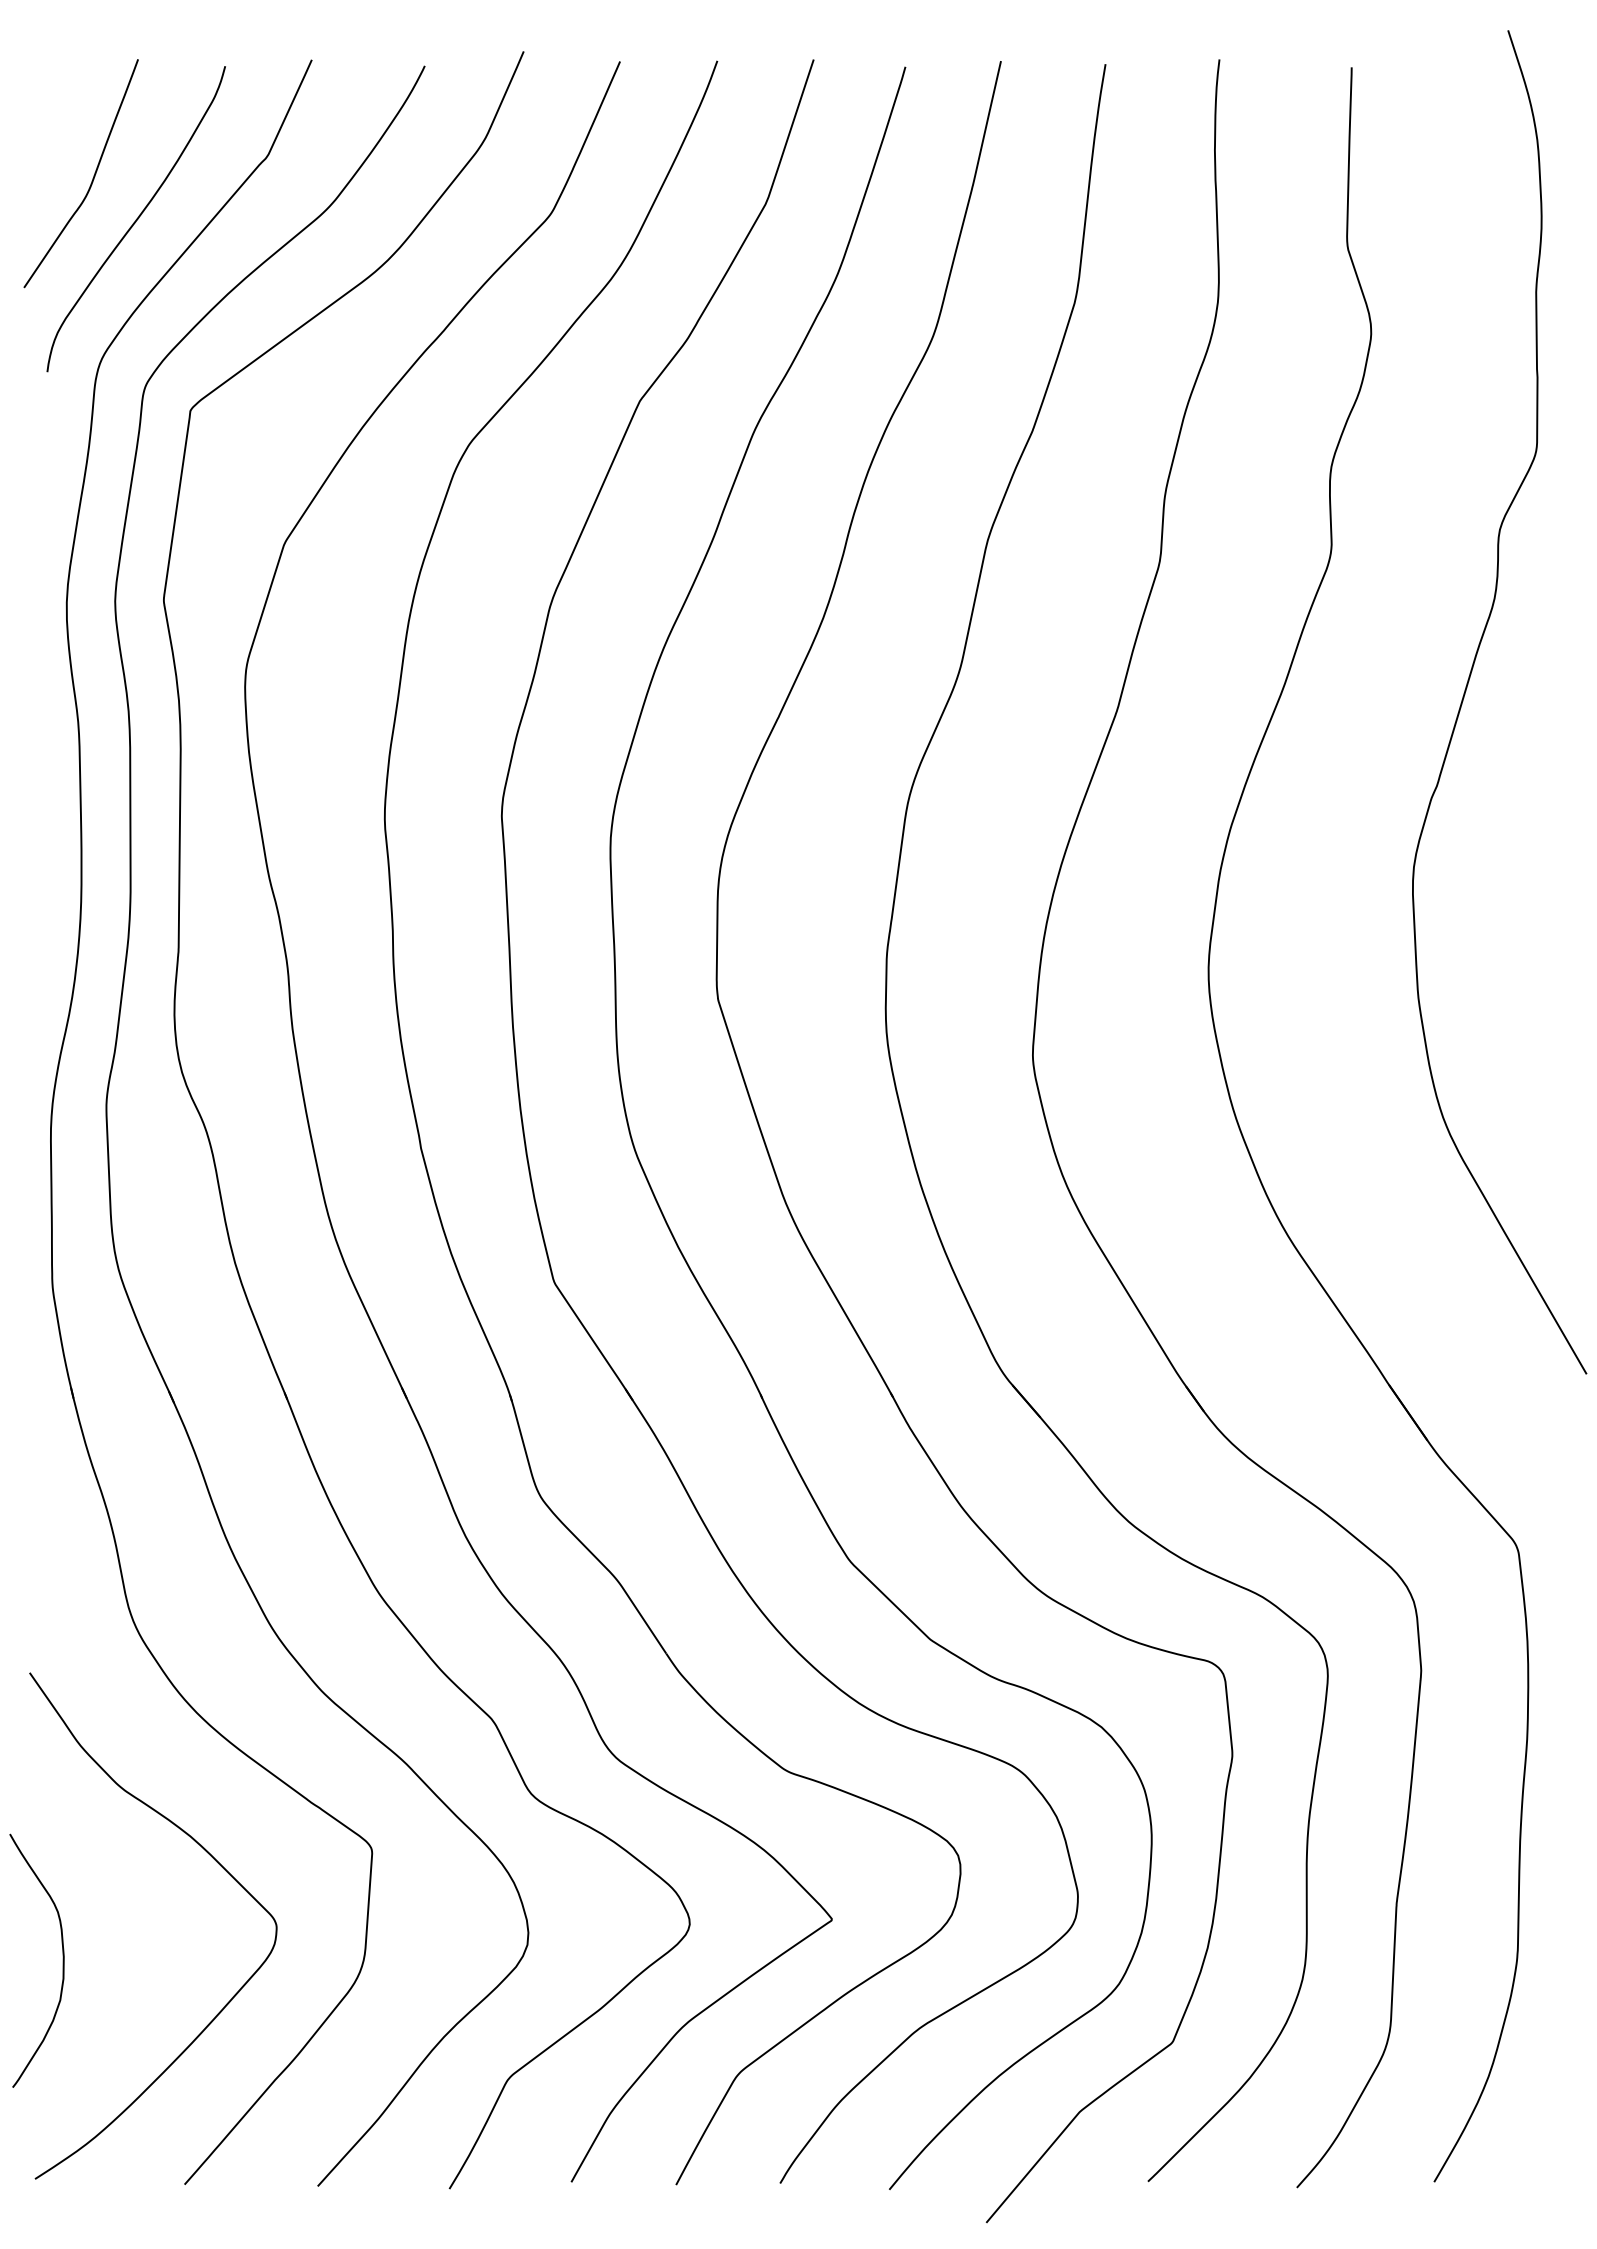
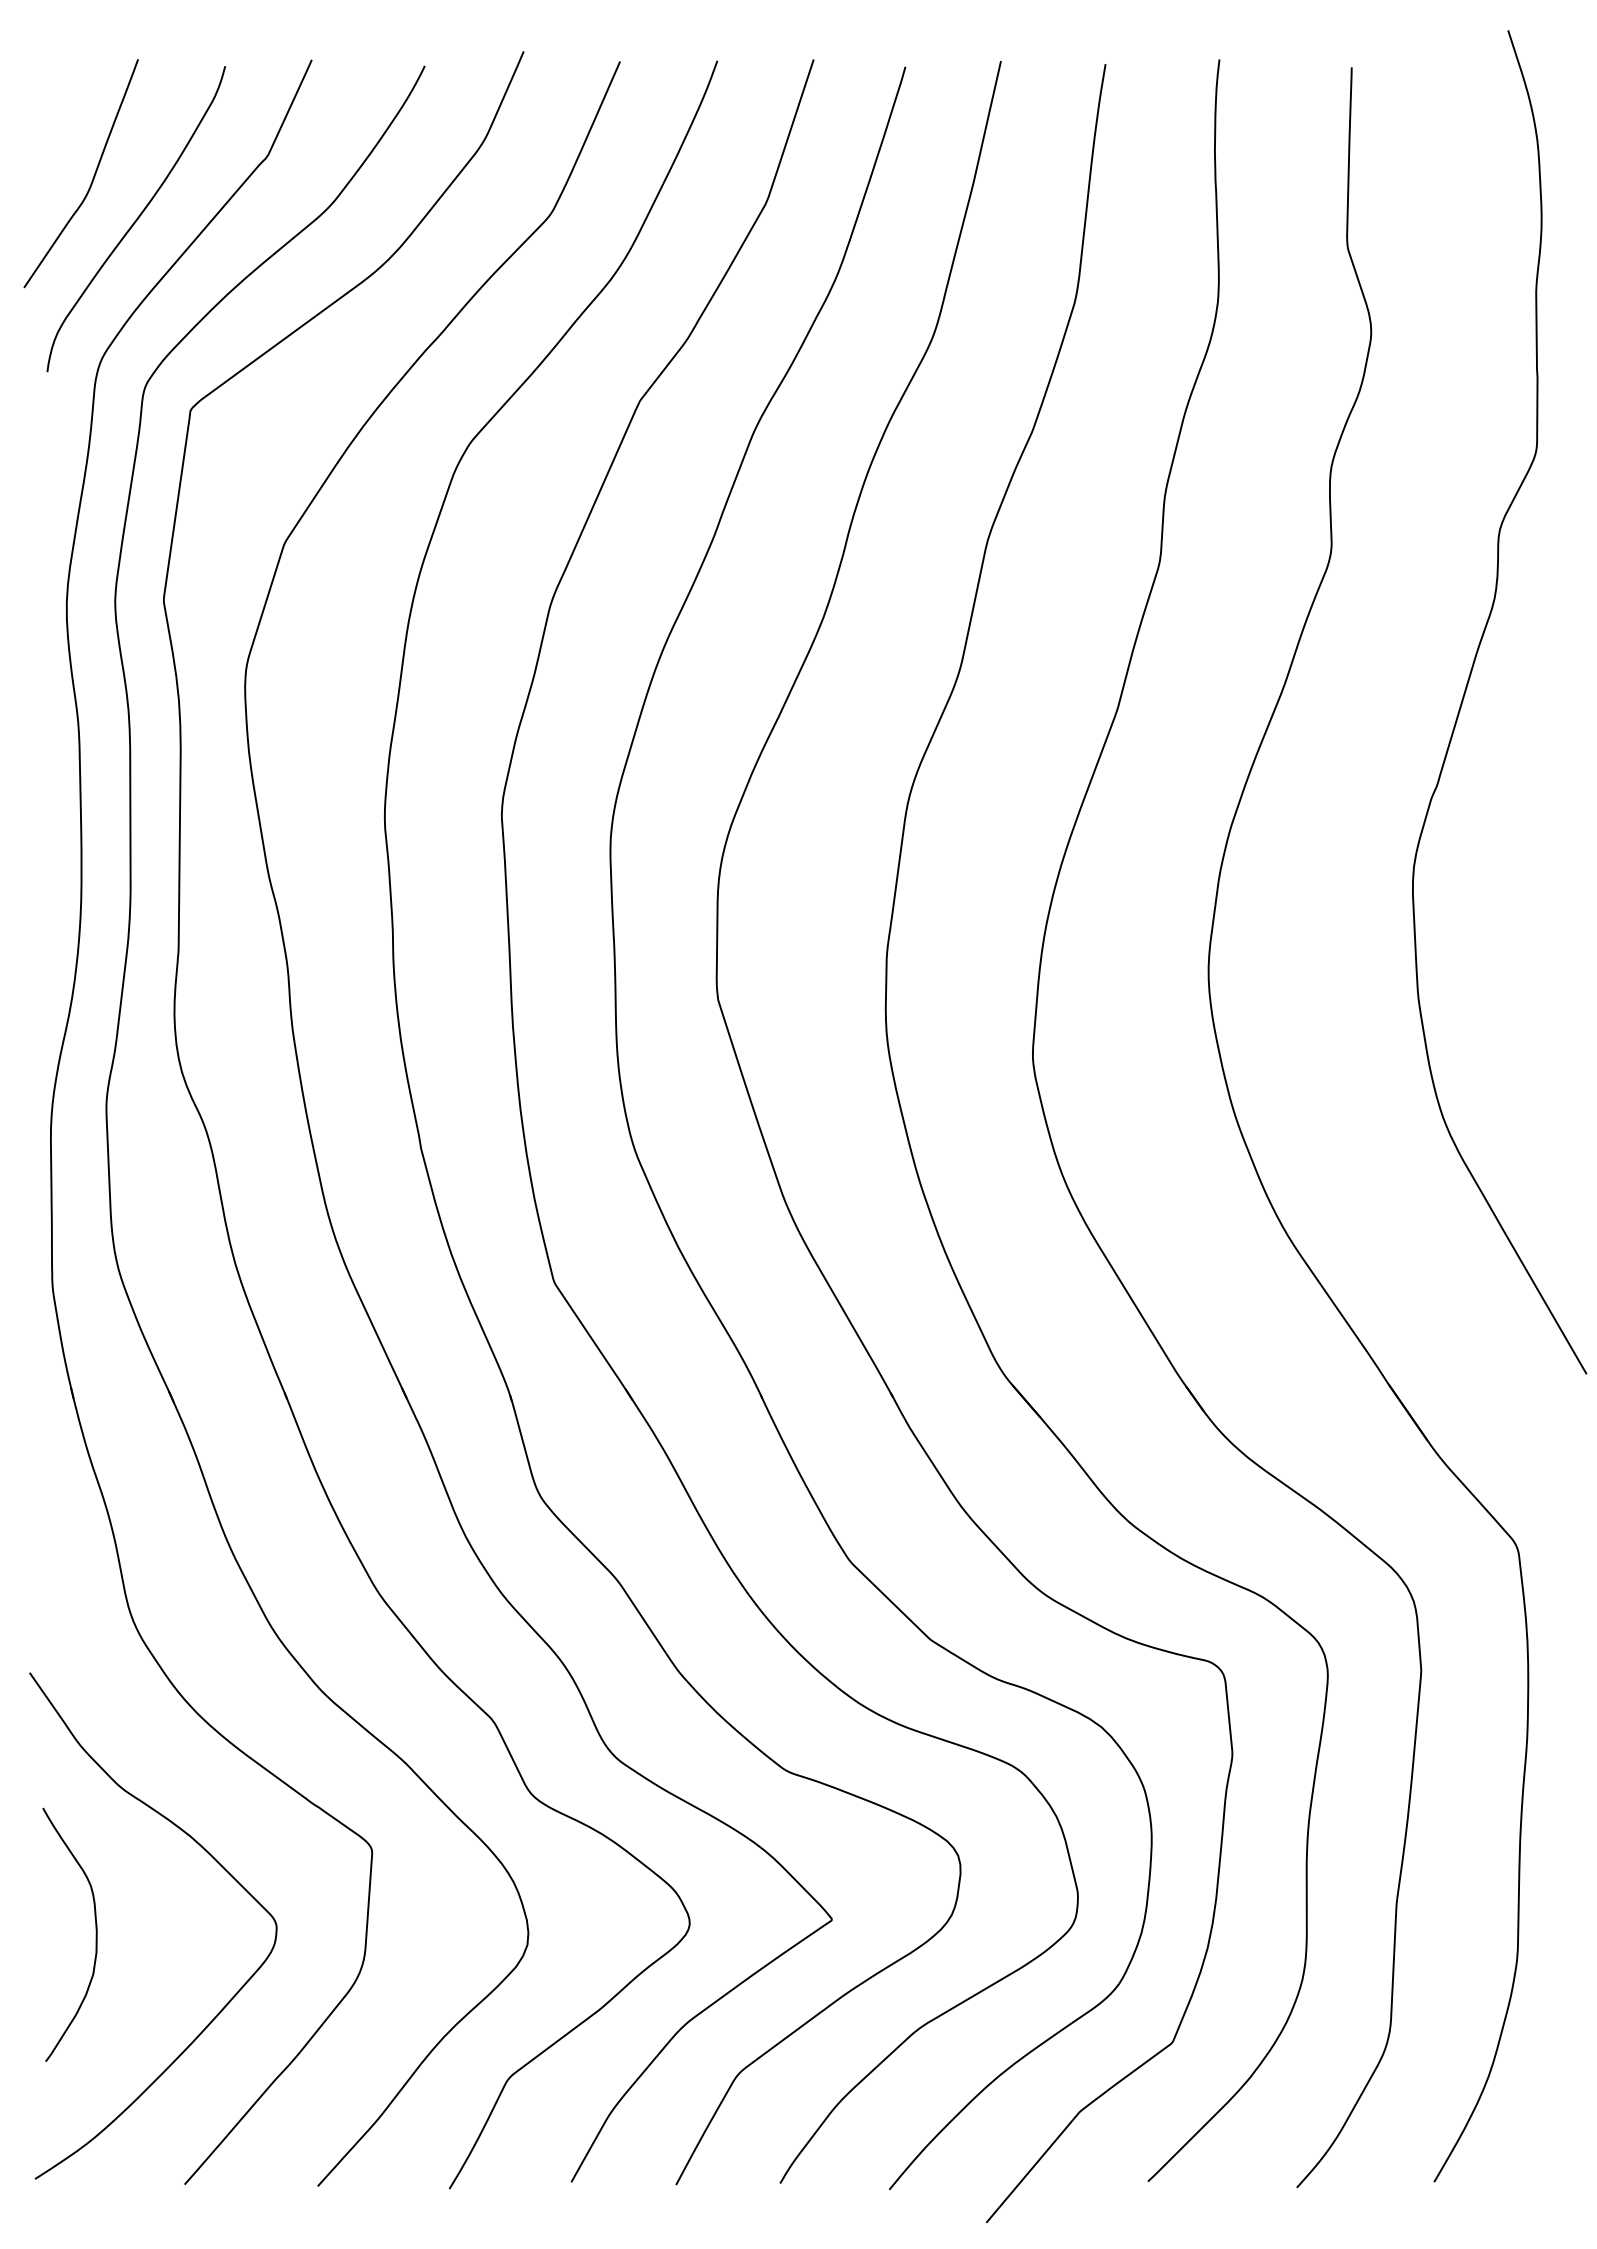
curve position: (62, 1960) -> (95, 1934) (95, 1934)
